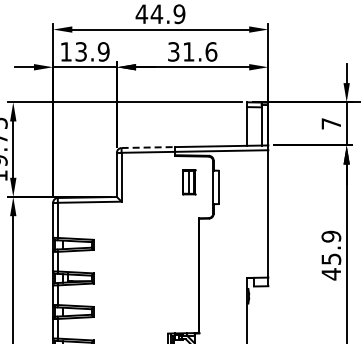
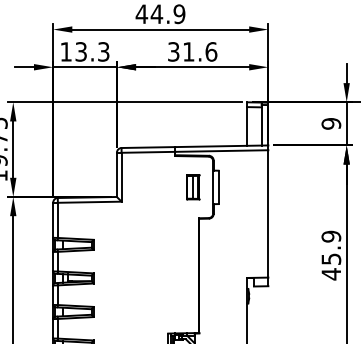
text: 13.9 -> 13.3 (103, 51)
text: 7 -> 9 (331, 123)
line: dashed -> solid (148, 147)
part position: (189, 182) -> (193, 187) (193, 187)
